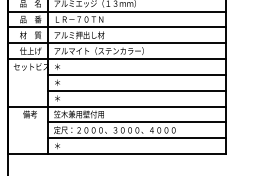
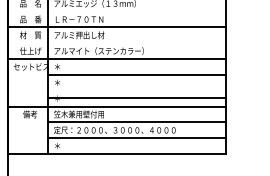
line: present -> none (117, 11)
line: present -> none (117, 43)
line position: (137, 90) -> (137, 97) (137, 97)
